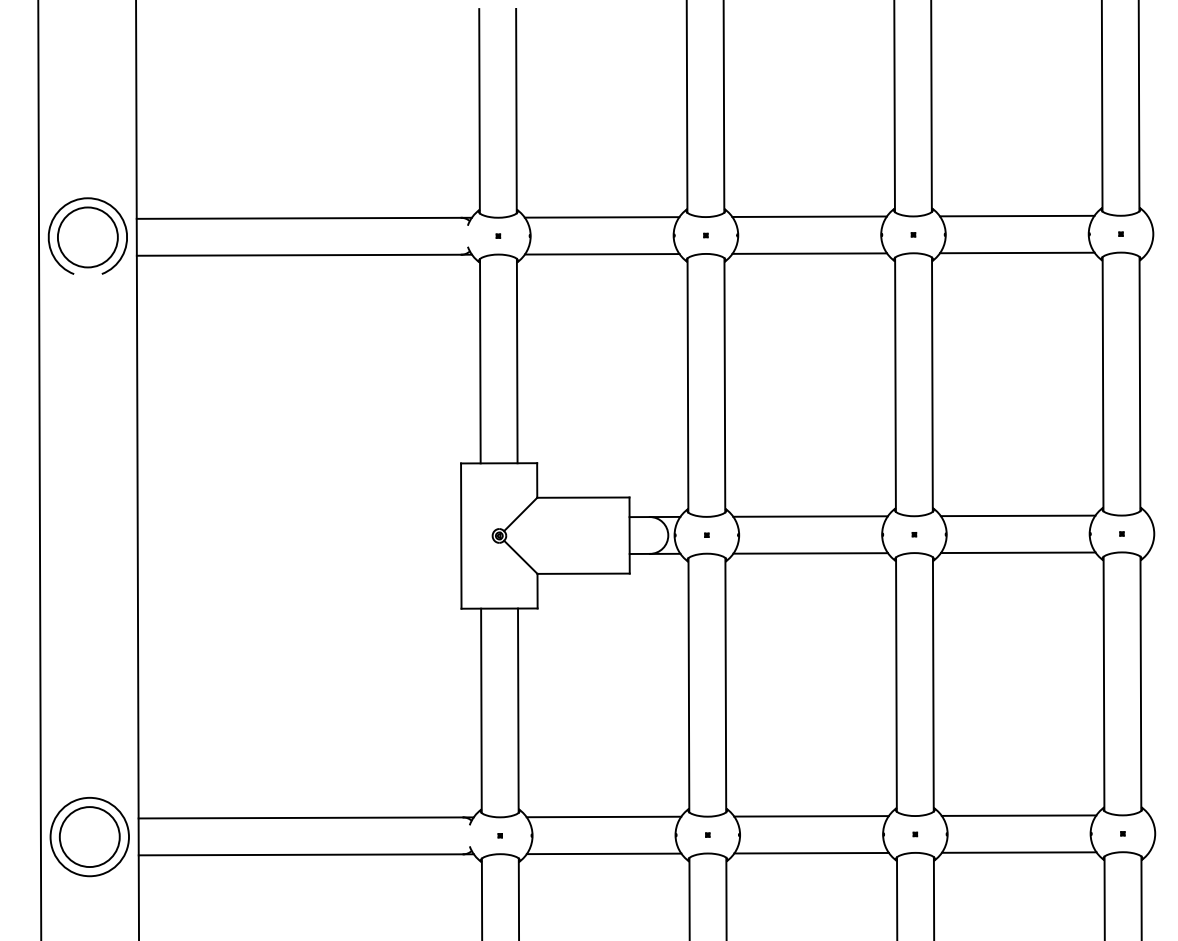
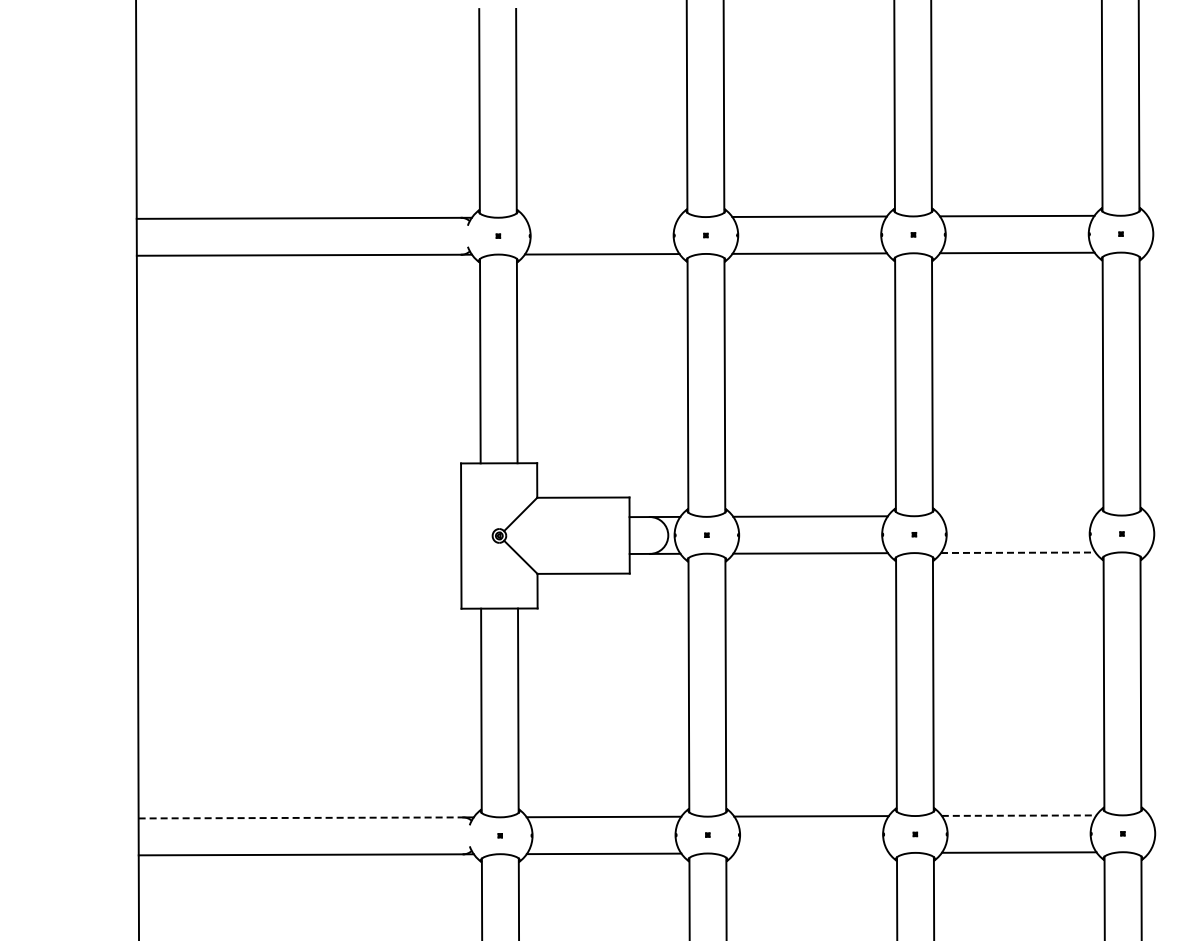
line: present -> none (601, 217)
part: present -> none (87, 235)
line: present -> none (39, 469)
line: present -> none (1017, 515)
line: solid -> dashed (1018, 552)
line: solid -> dashed (1019, 815)
line: solid -> dashed (301, 817)
part: present -> none (89, 837)
line: present -> none (811, 852)
